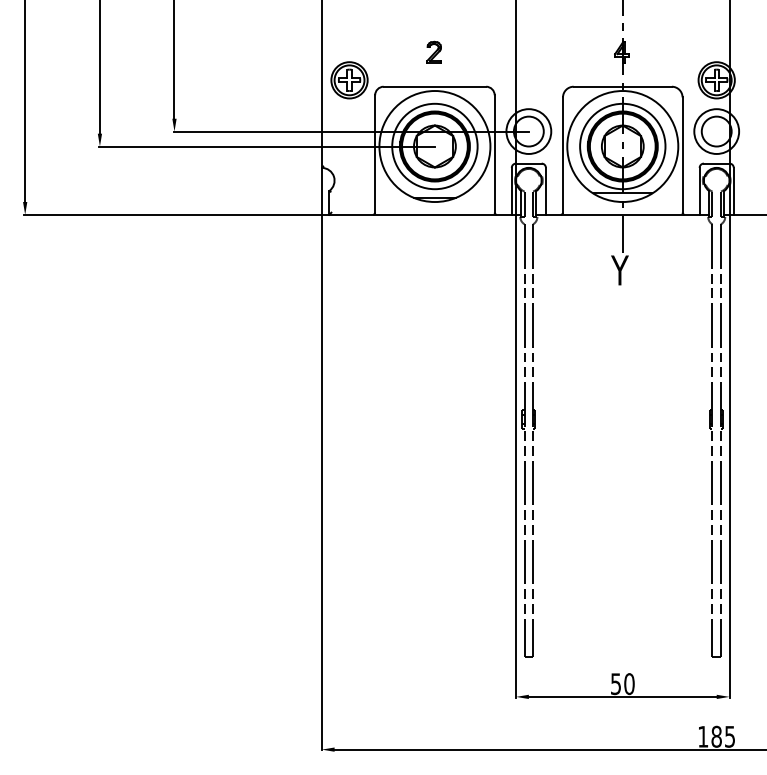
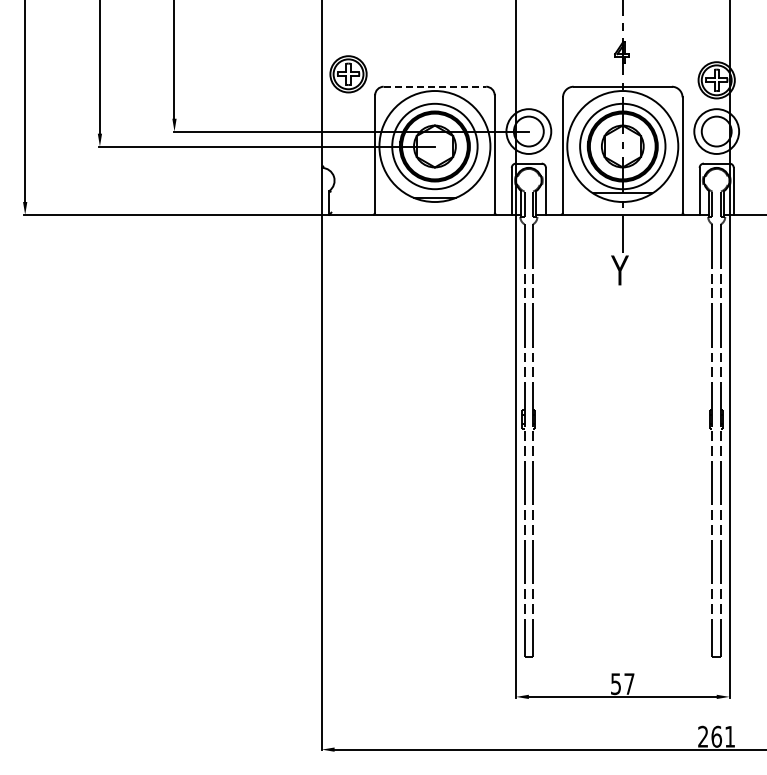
part: present -> none (433, 51)
part position: (349, 80) -> (348, 74) (348, 74)
line: solid -> dashed (435, 86)
text: 50 -> 57 (629, 684)
text: 185 -> 261 (716, 736)
